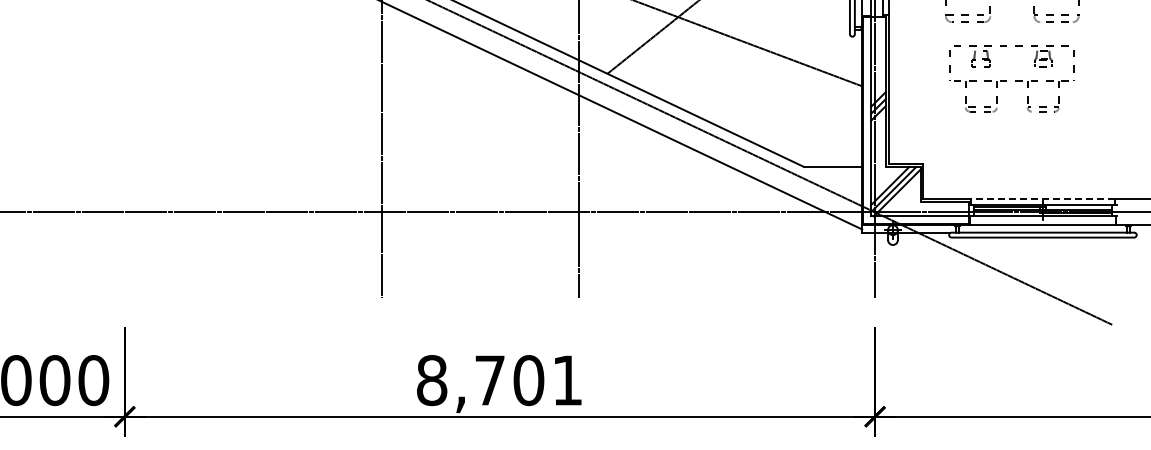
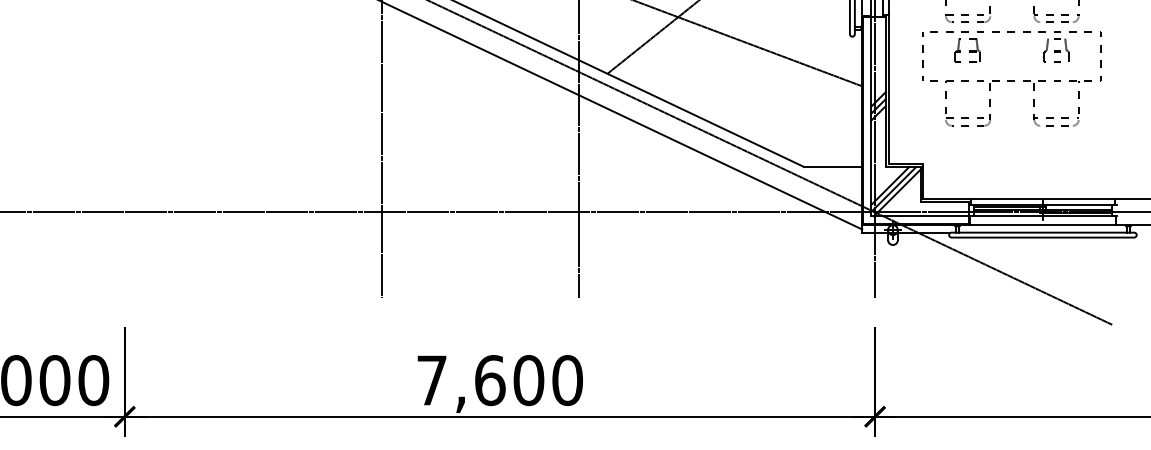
part size: 126x68 px -> 180x96 px (1011, 78)
line: dashed -> solid (1042, 198)
text: 8,701 -> 7,600 (499, 380)
